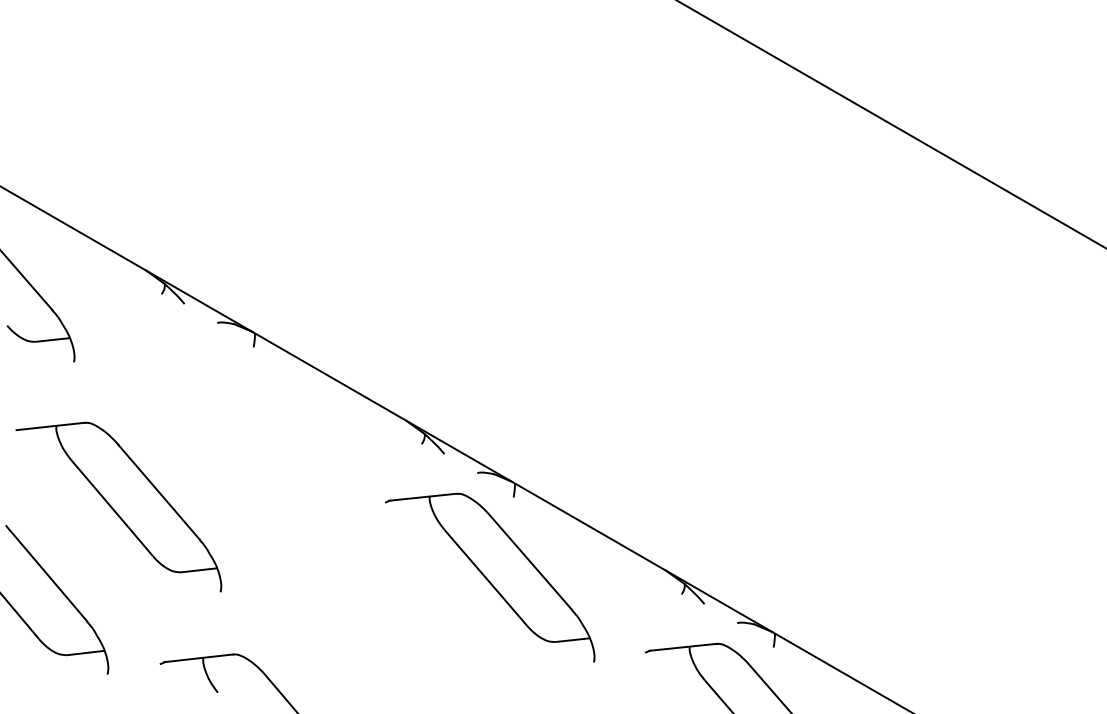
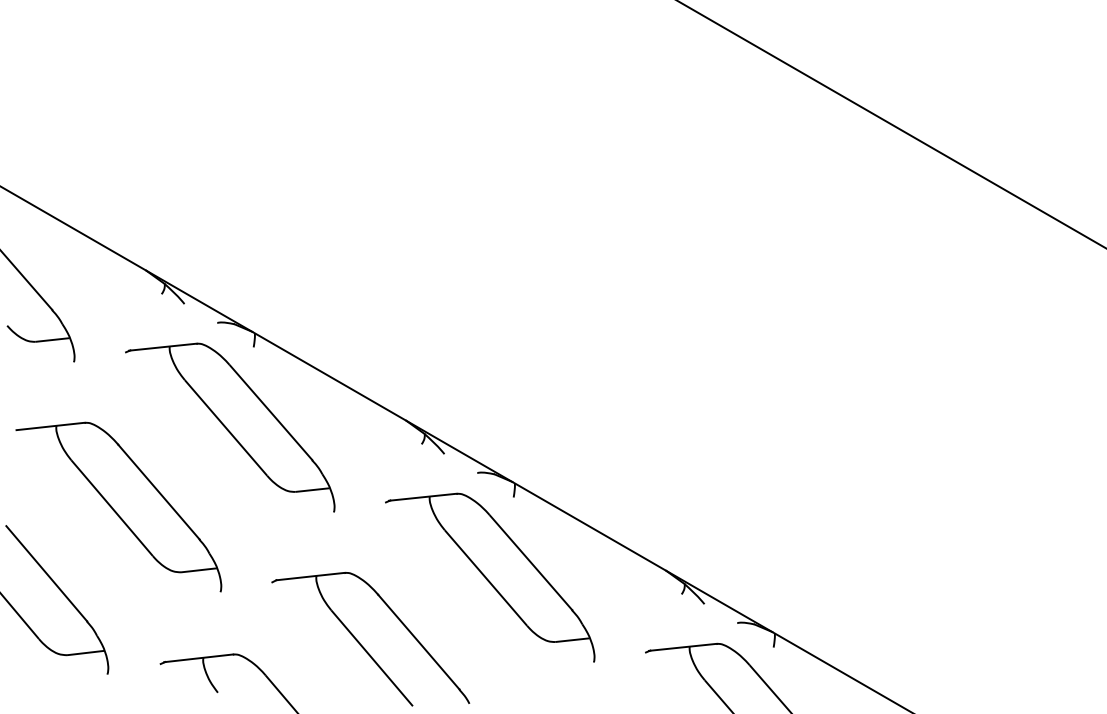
part: none -> present (230, 427)
part: none -> present (362, 645)
